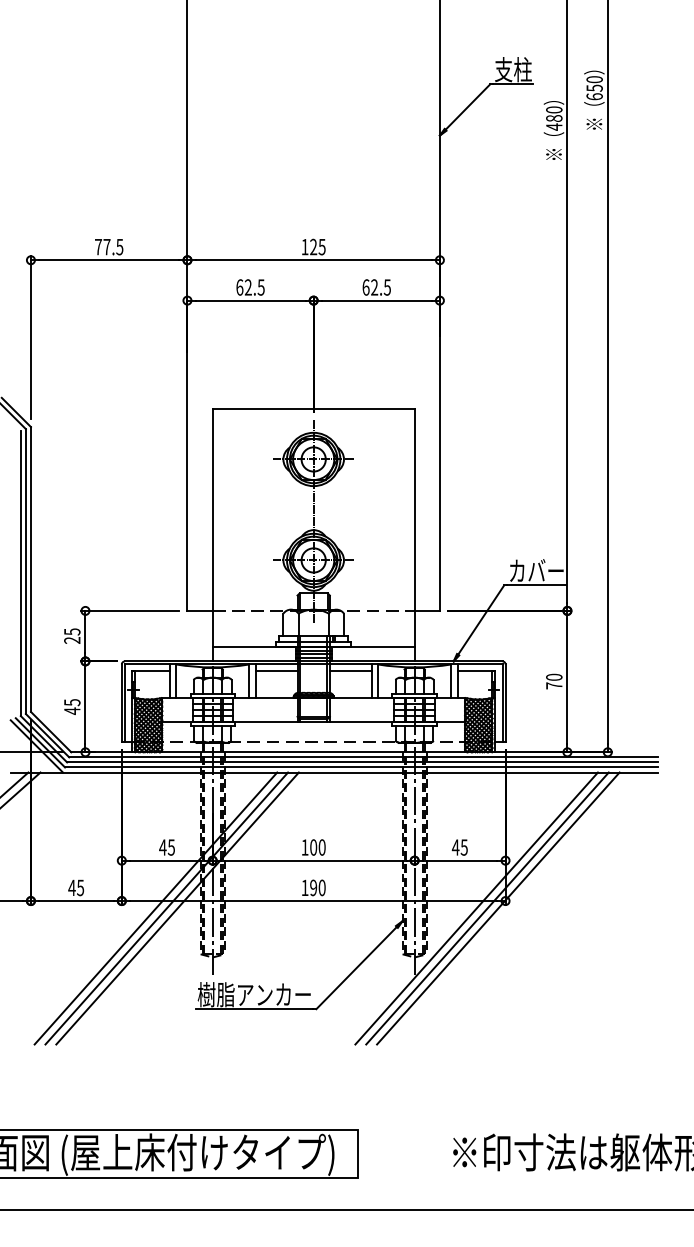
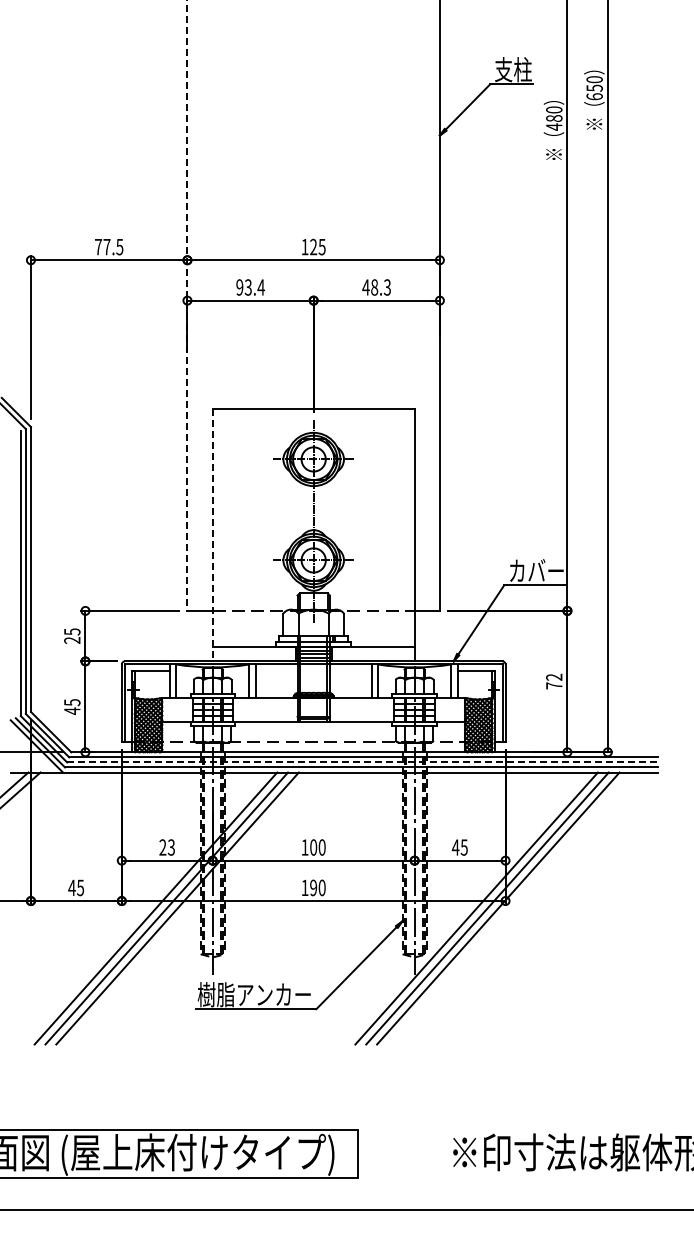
text: 62.5 -> 93.4 (250, 287)
text: 62.5 -> 48.3 (376, 287)
line: solid -> dashed (187, 306)
line: solid -> dashed (212, 535)
line: present -> none (276, 670)
line: present -> none (350, 670)
text: 70 -> 72 (554, 676)
line: solid -> dashed (362, 762)
text: 45 -> 23 (166, 847)
